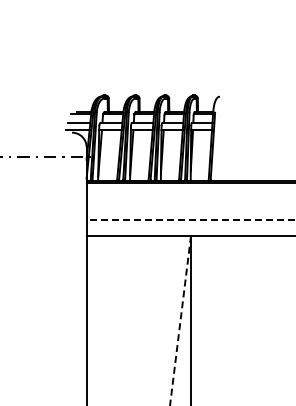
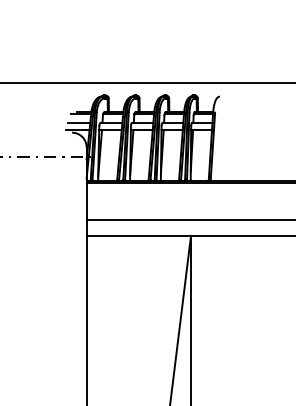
line: none -> present (147, 82)
line: dashed -> solid (190, 219)
line: dashed -> solid (180, 321)
